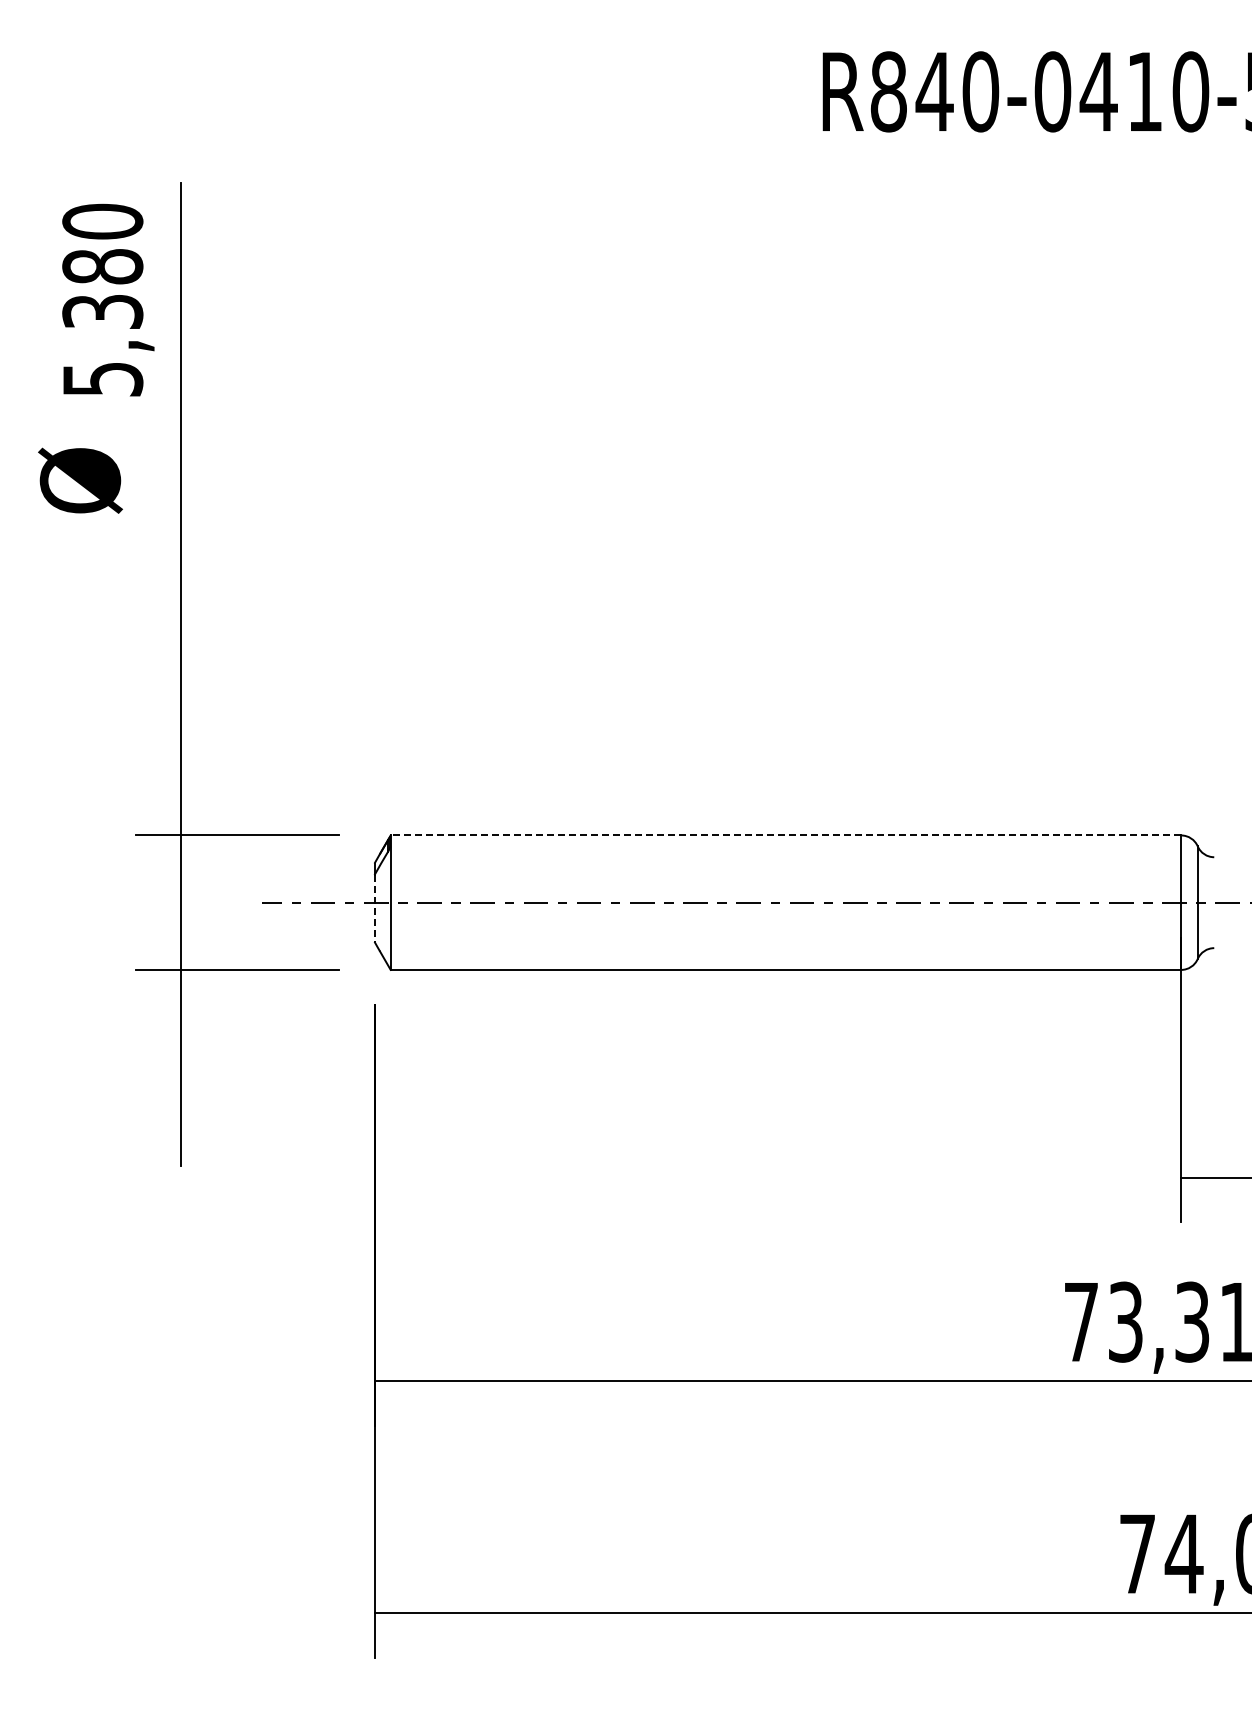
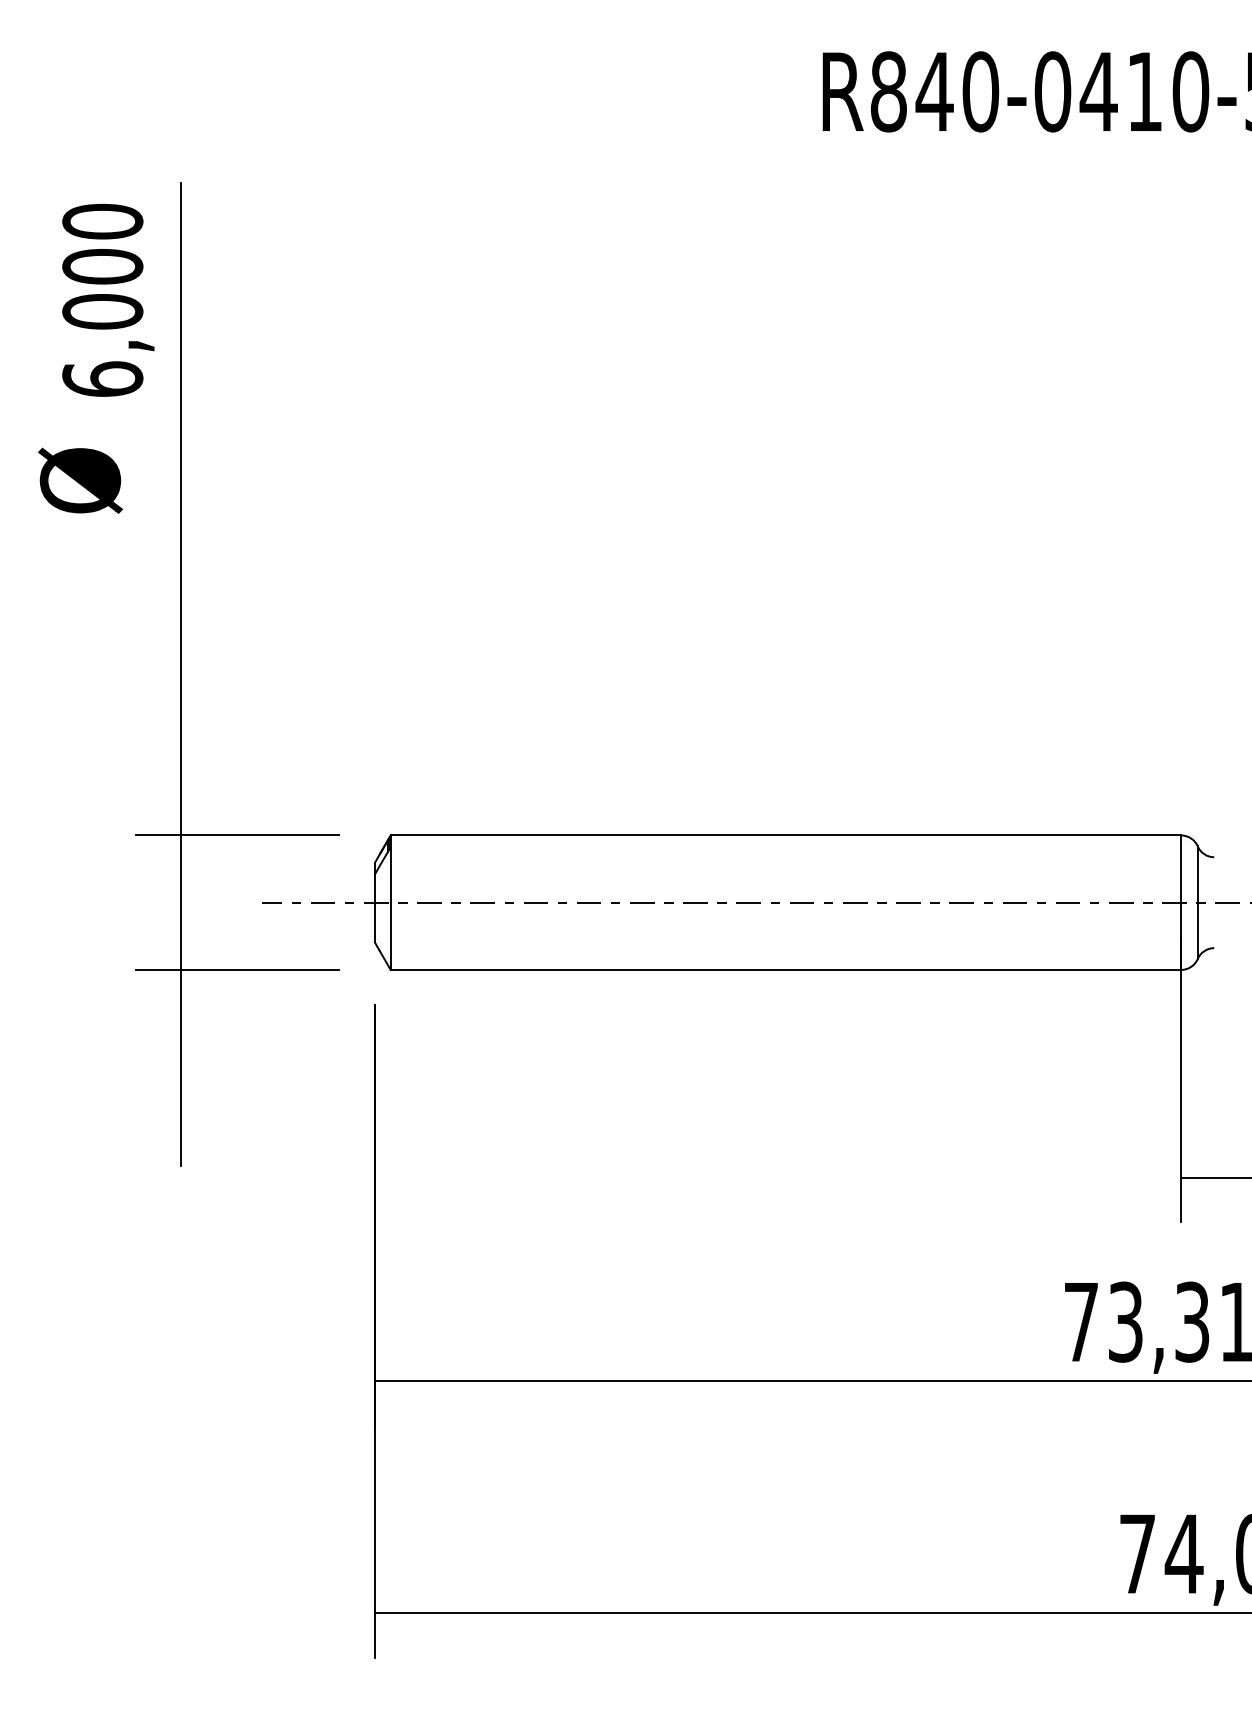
text: 5,380 -> 6,000 (102, 322)
line: dashed -> solid (785, 835)
line: dashed -> solid (374, 908)
